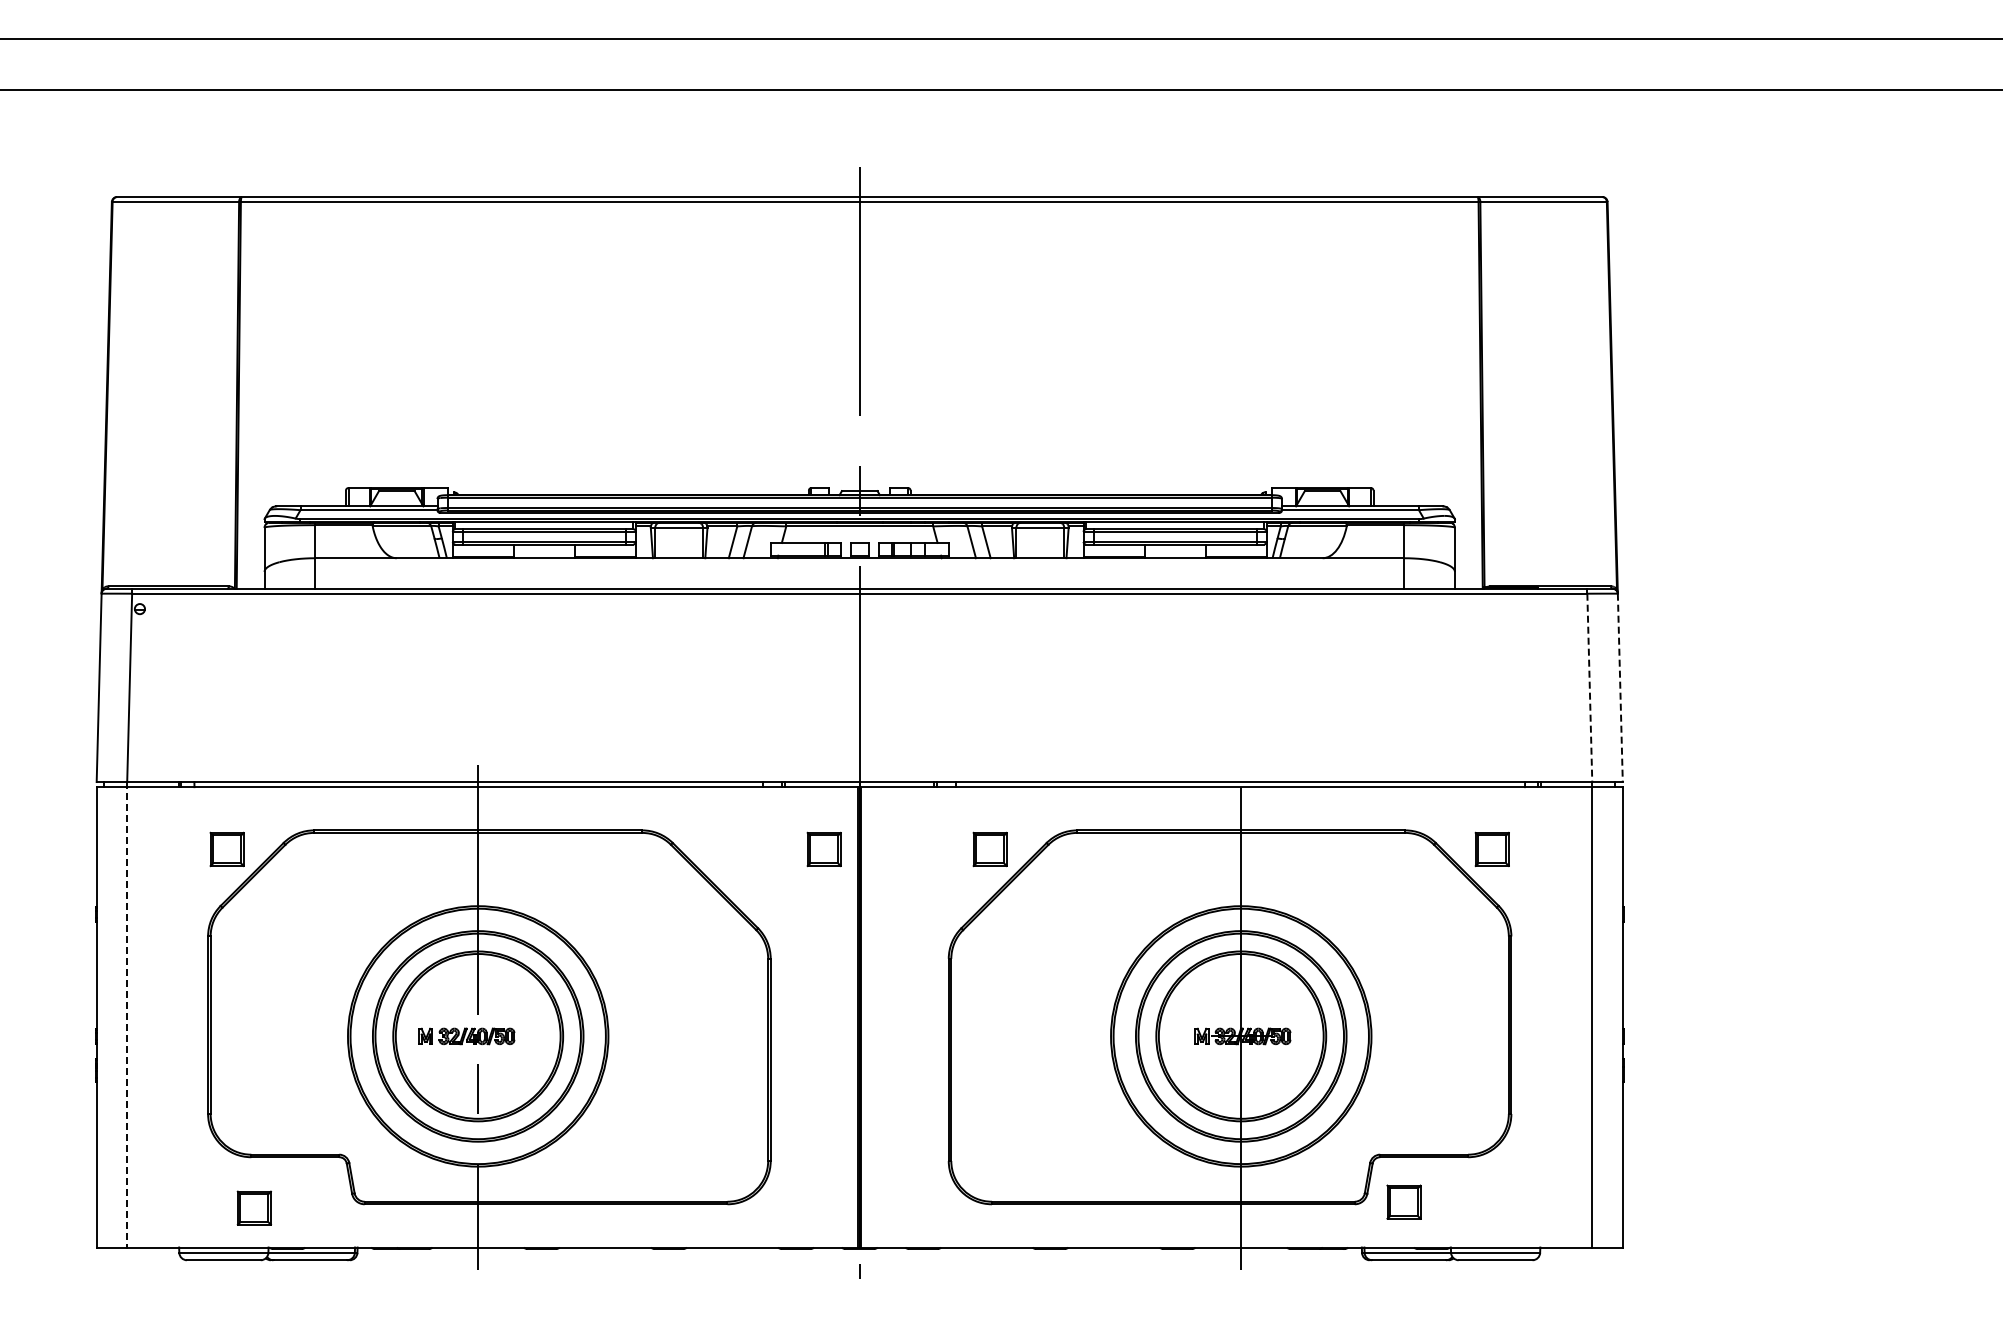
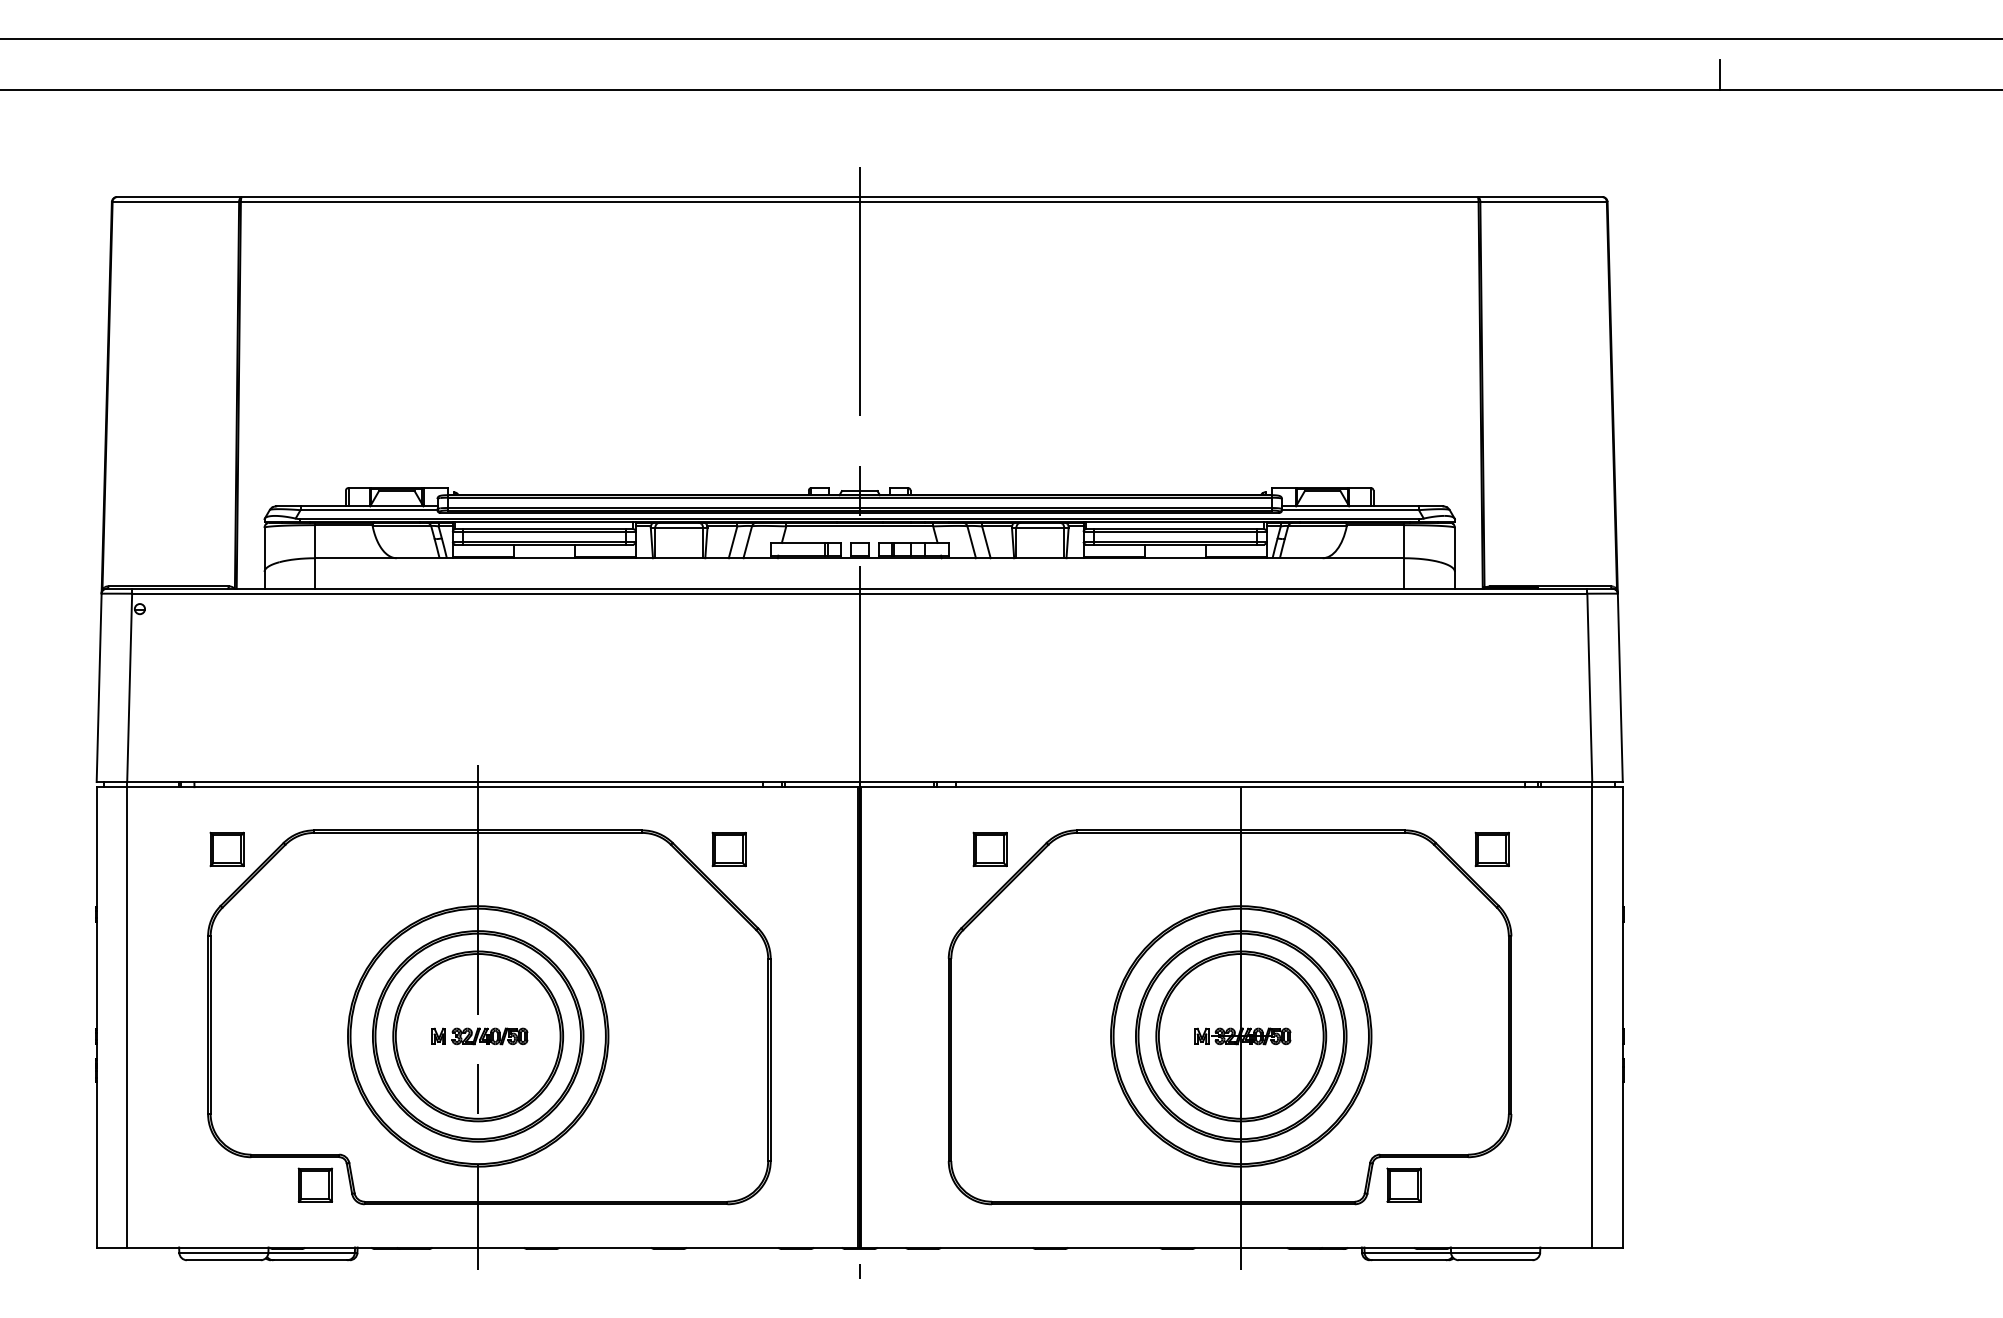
line: none -> present (1720, 74)
line: dashed -> solid (1589, 688)
line: dashed -> solid (1620, 688)
part position: (823, 849) -> (728, 849) (728, 849)
line: dashed -> solid (127, 1014)
part position: (466, 1036) -> (479, 1036) (479, 1036)
part position: (1403, 1201) -> (1403, 1184) (1403, 1184)
part position: (253, 1207) -> (314, 1184) (314, 1184)
